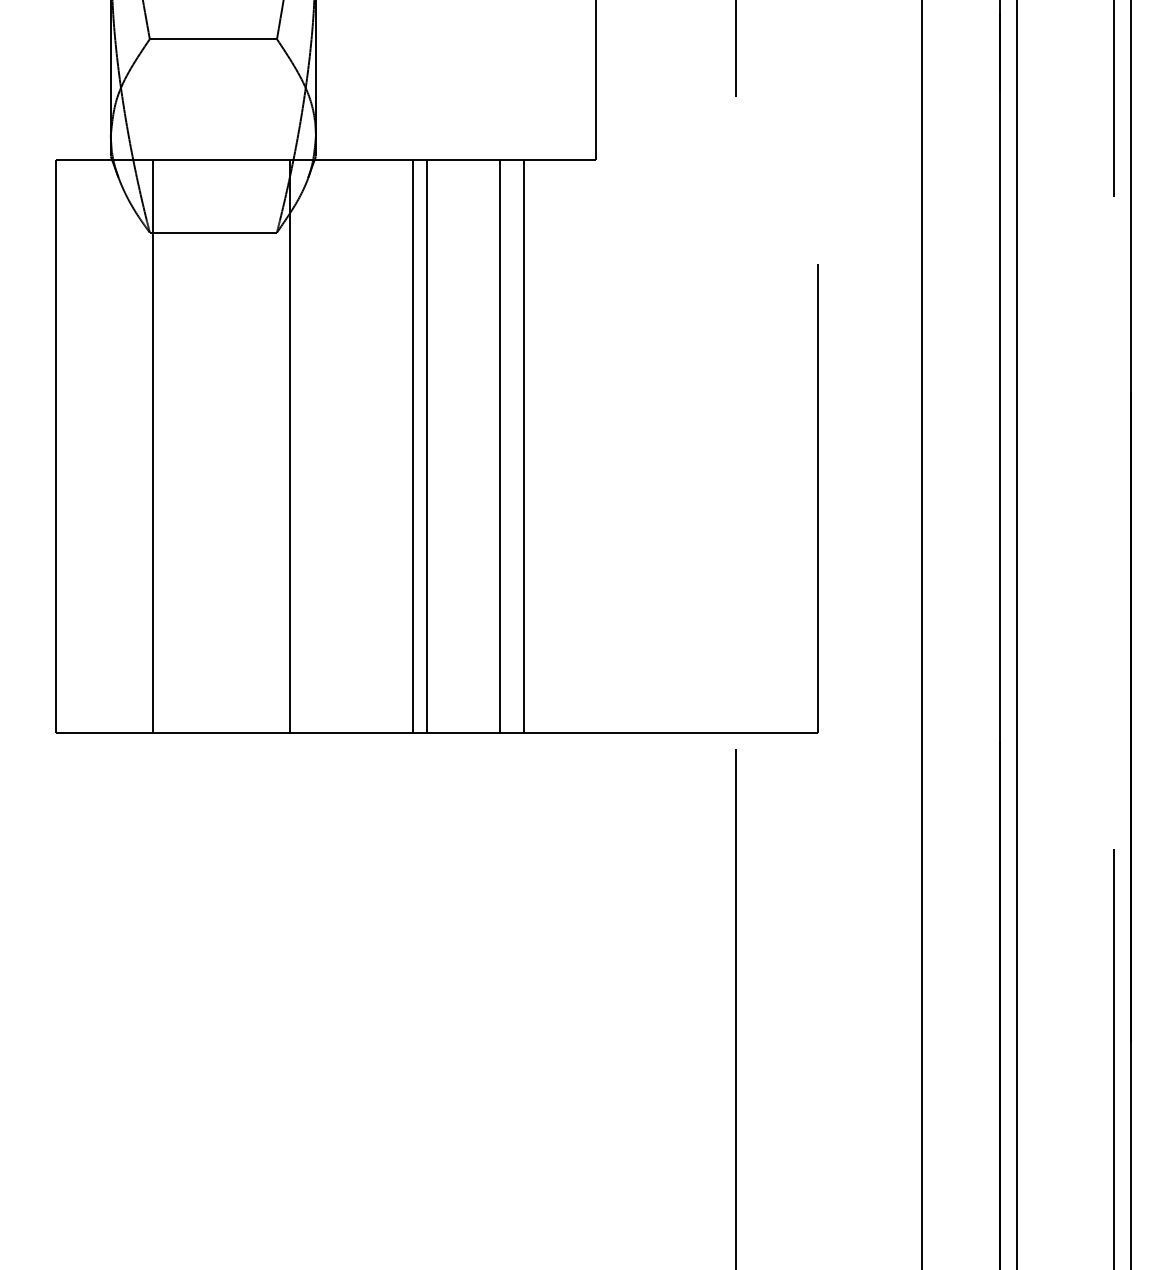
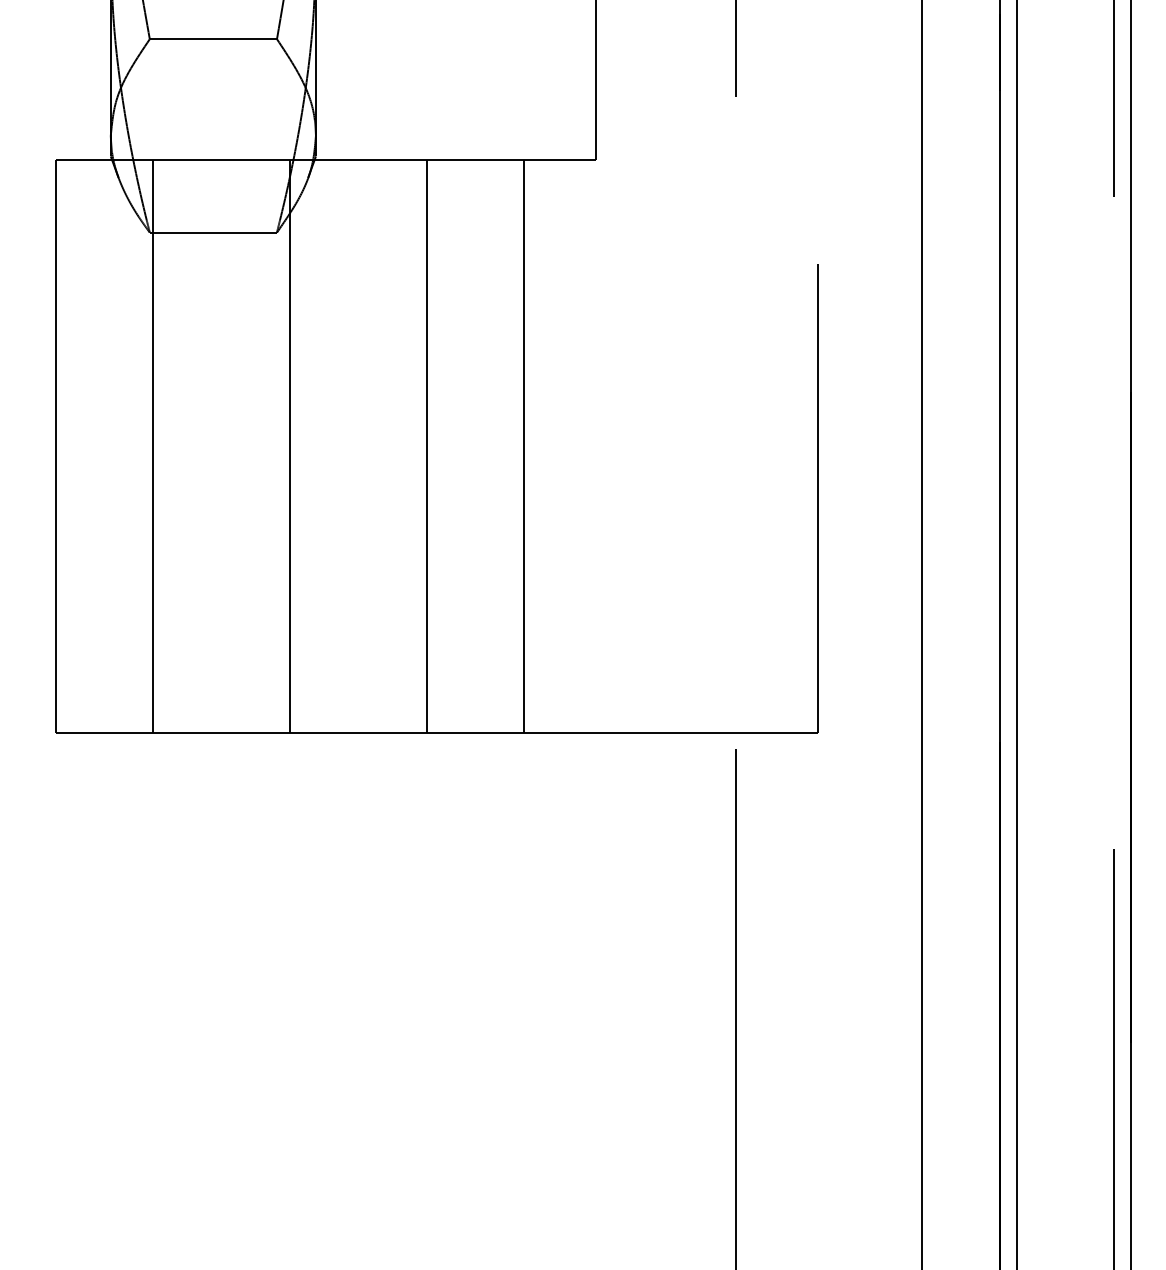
line: present -> none (412, 445)
line: present -> none (500, 445)
